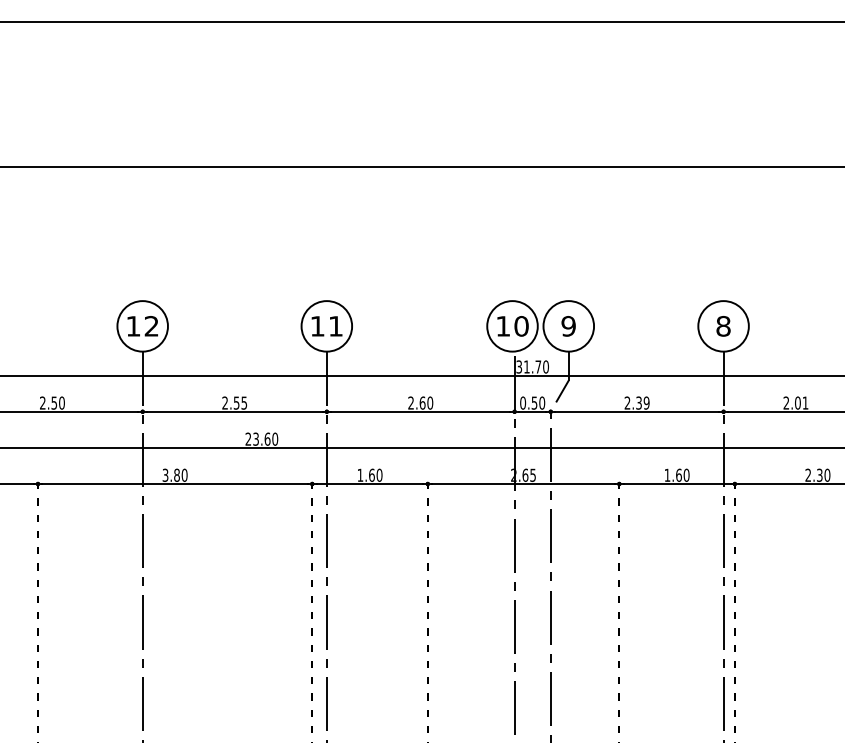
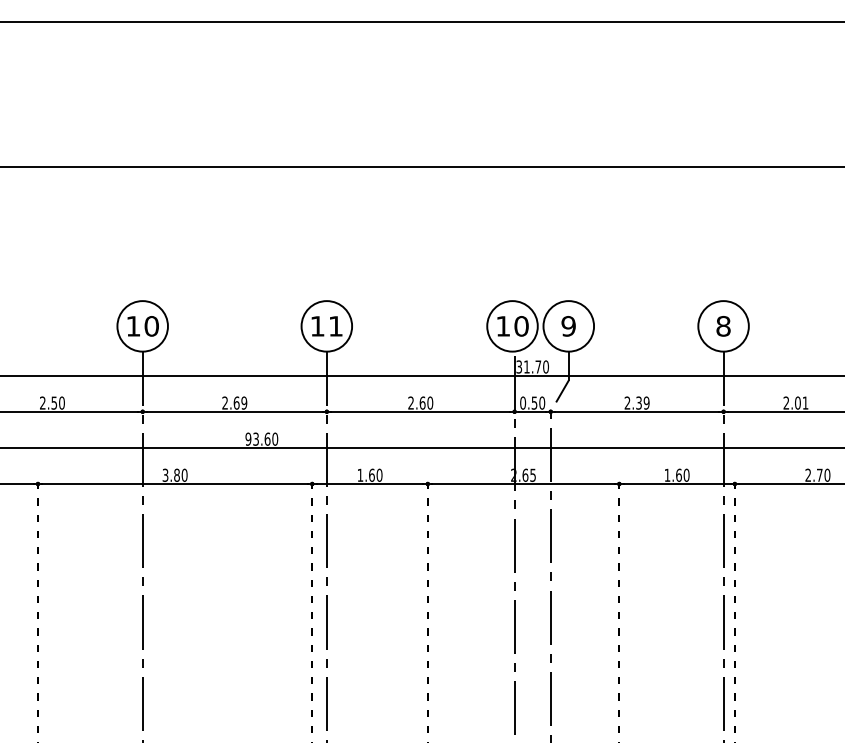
text: 12 -> 10 (151, 326)
text: 2.55 -> 2.69 (240, 402)
text: 23.60 -> 93.60 (248, 438)
text: 2.30 -> 2.70 (819, 474)
